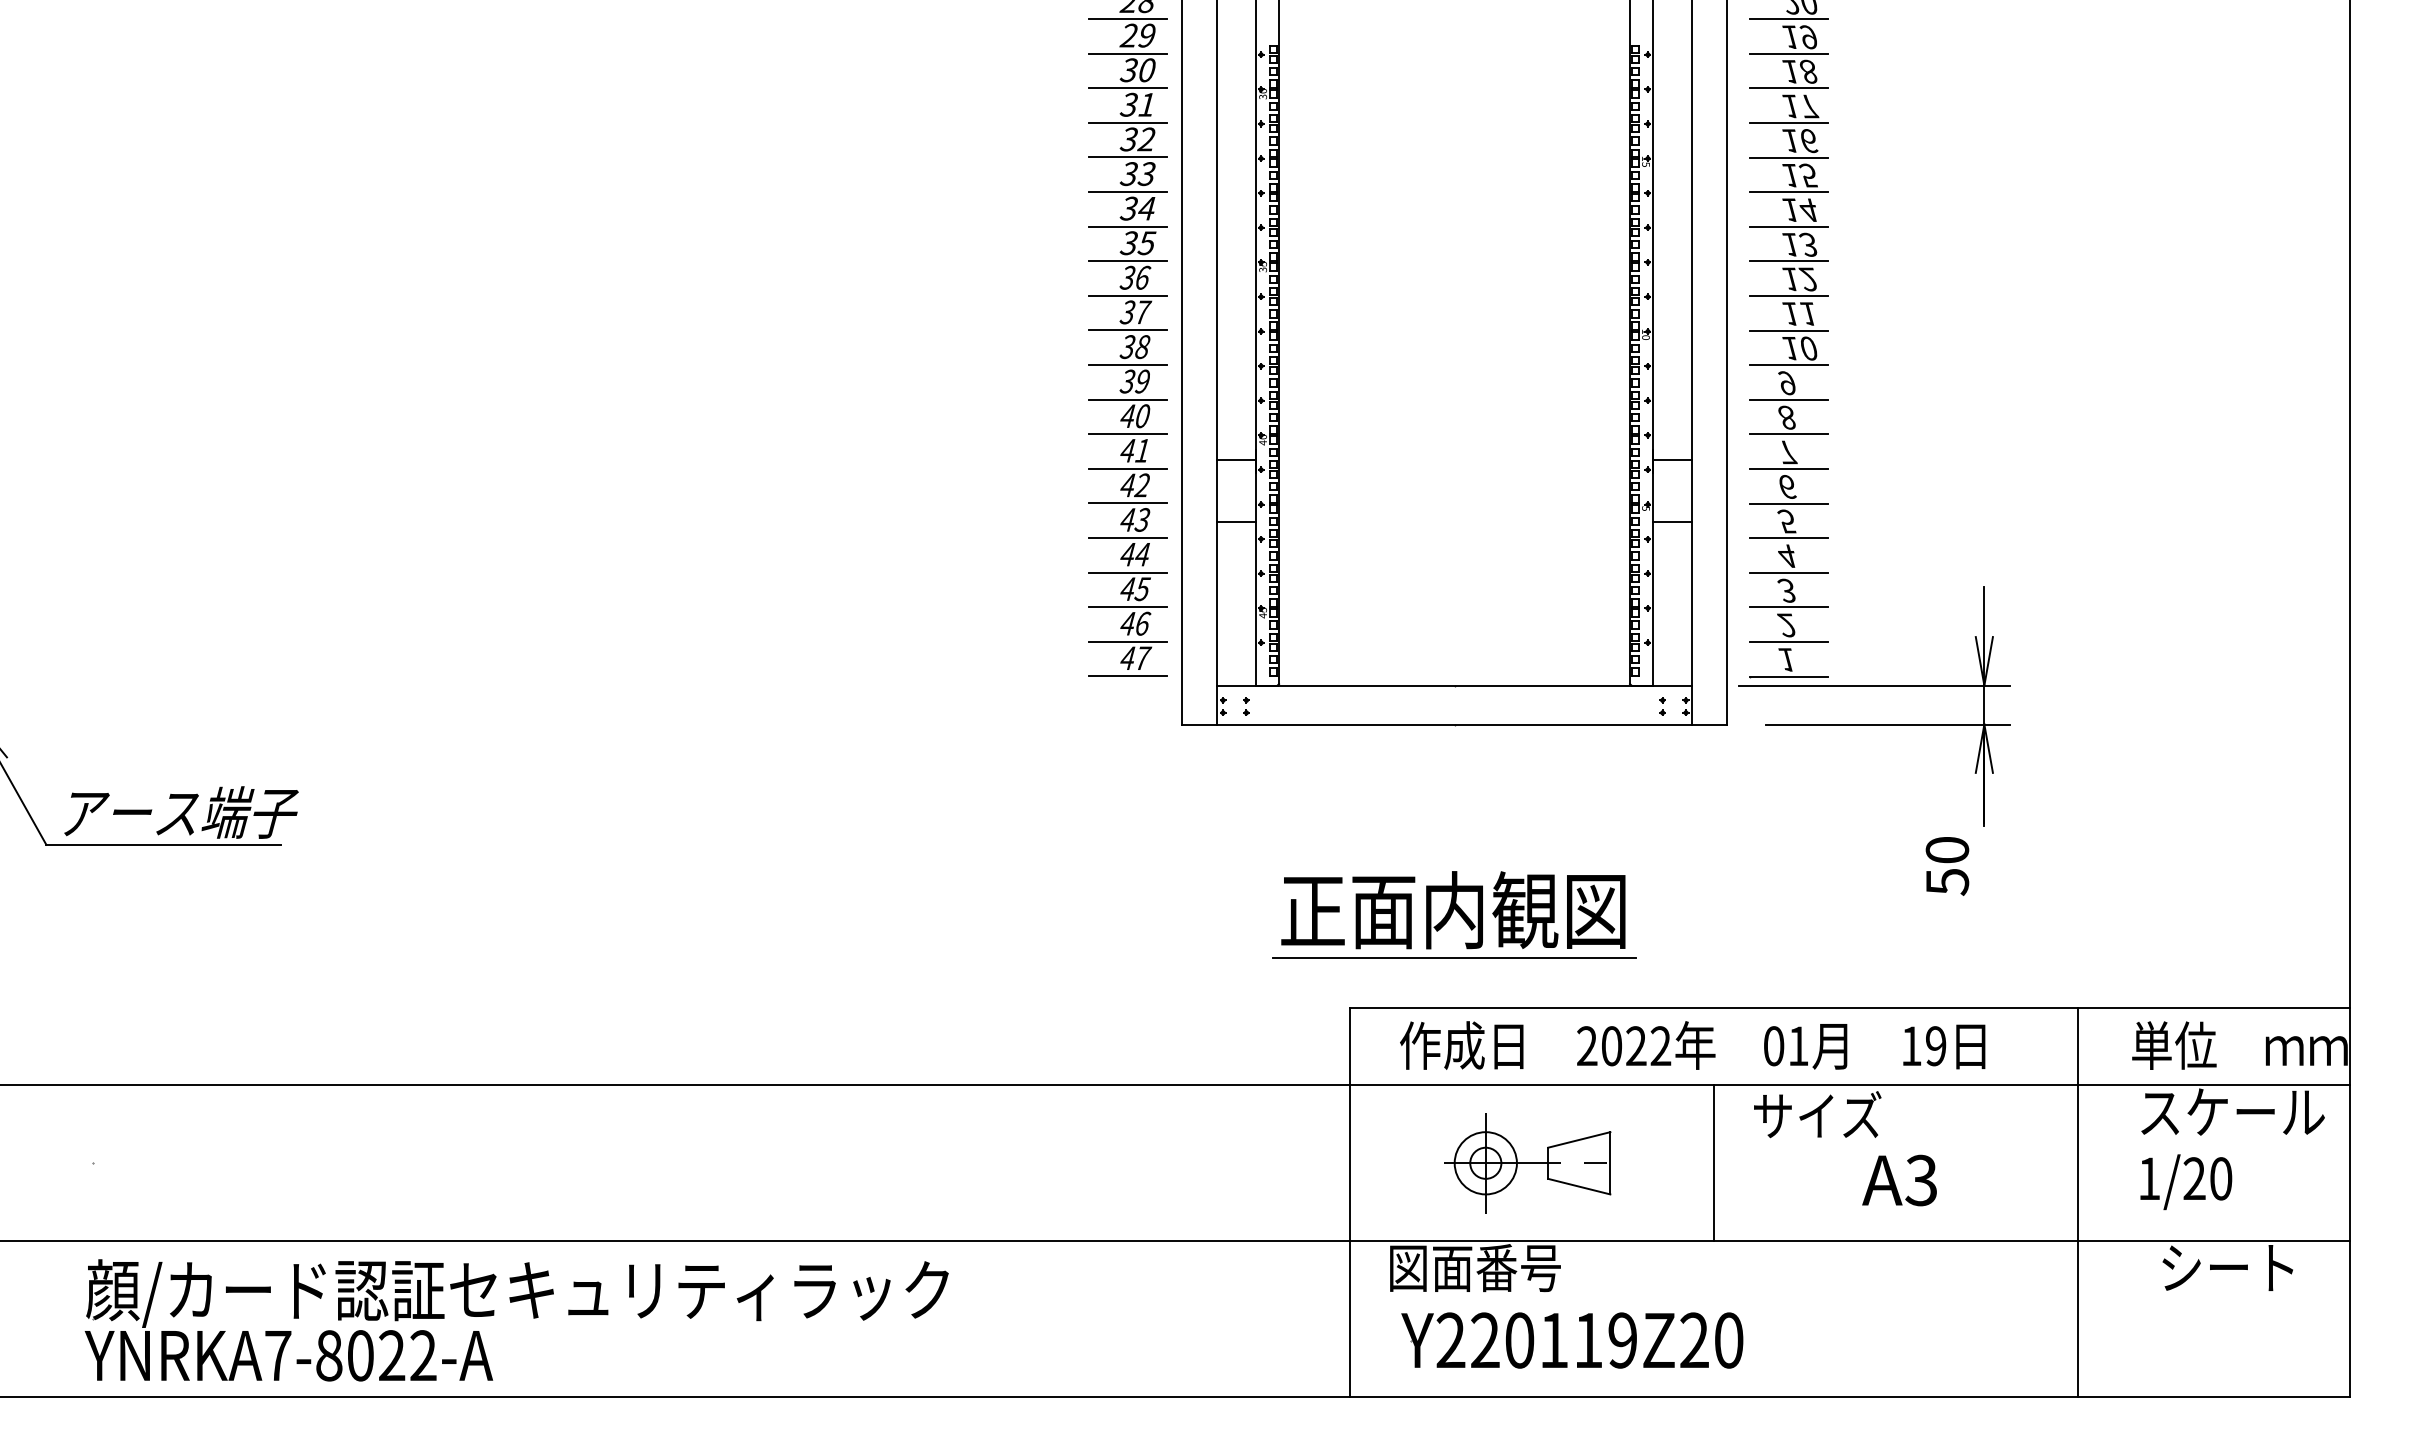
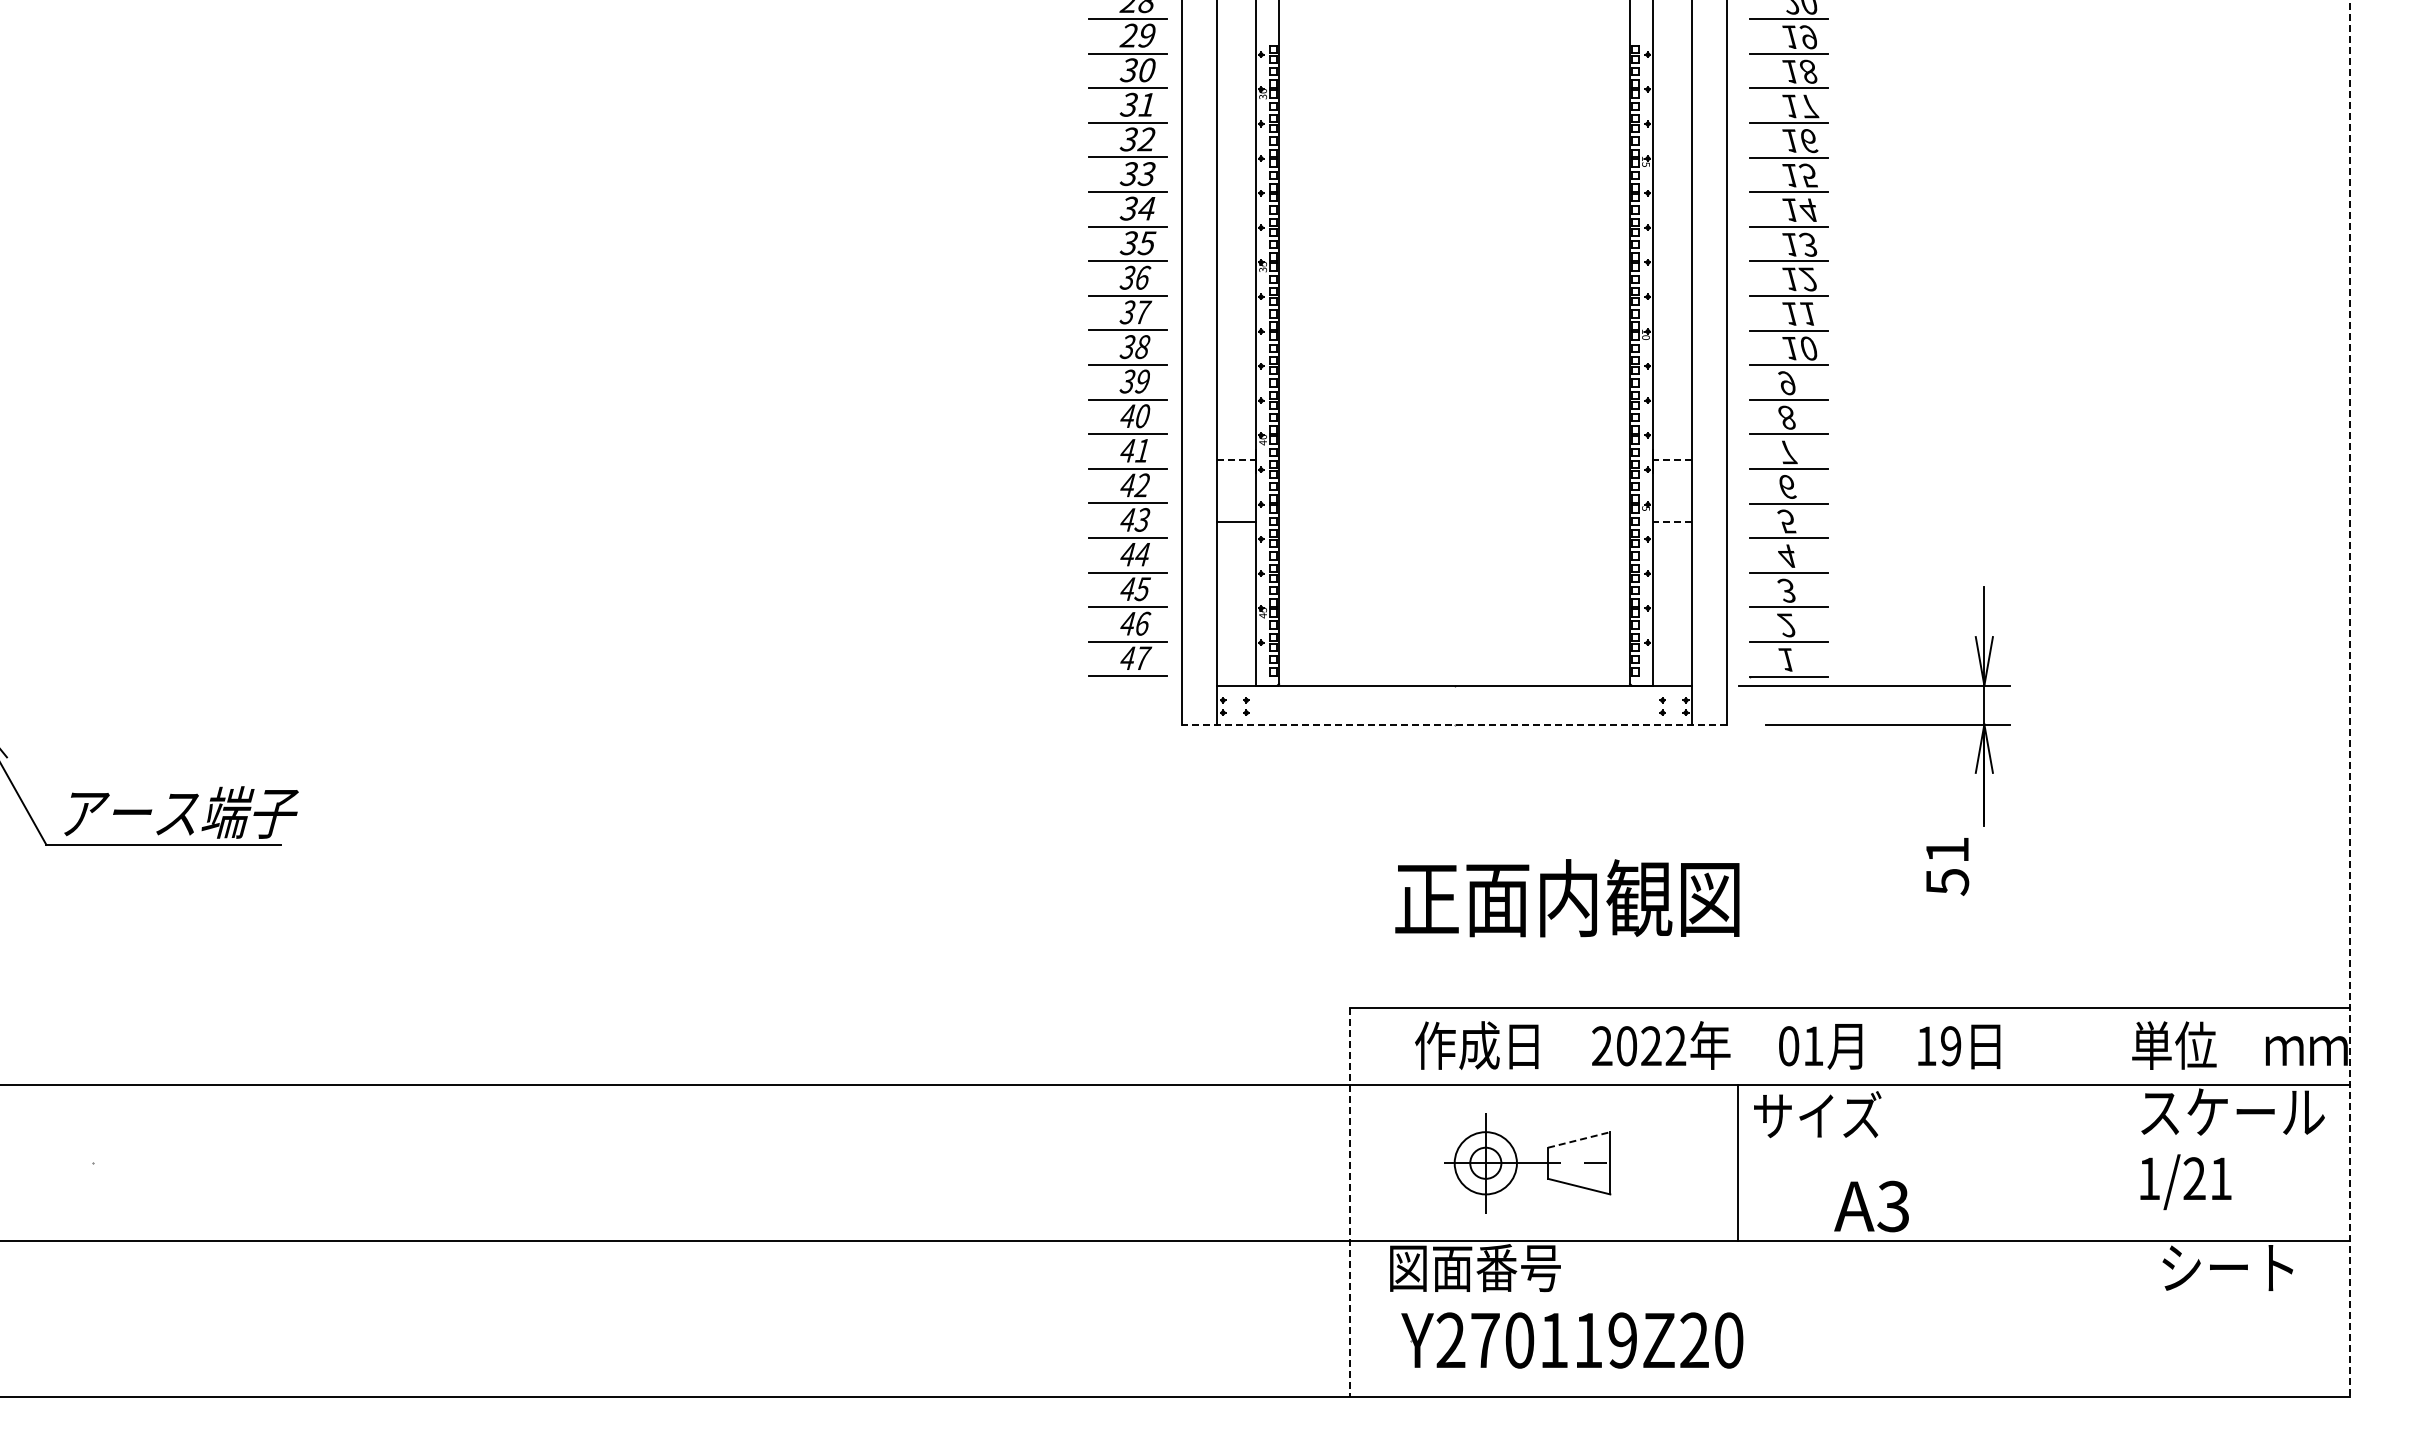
line: solid -> dashed (1236, 459)
line: solid -> dashed (1672, 459)
line: solid -> dashed (1672, 522)
line: solid -> dashed (2350, 698)
line: solid -> dashed (1454, 724)
text: 50 -> 51 (1947, 850)
text position: (1453, 910) -> (1567, 898) (1567, 898)
line: present -> none (1454, 957)
text position: (1692, 1045) -> (1707, 1045) (1707, 1045)
line: solid -> dashed (1579, 1139)
line position: (1714, 1163) -> (1738, 1163) (1738, 1163)
text: 1/20 -> 1/21 (2221, 1178)
text position: (1899, 1180) -> (1871, 1206) (1871, 1206)
line: present -> none (2077, 1201)
line: solid -> dashed (1350, 1202)
part: present -> none (533, 1318)
text: Y220119Z20 -> Y270119Z20 (1485, 1339)
